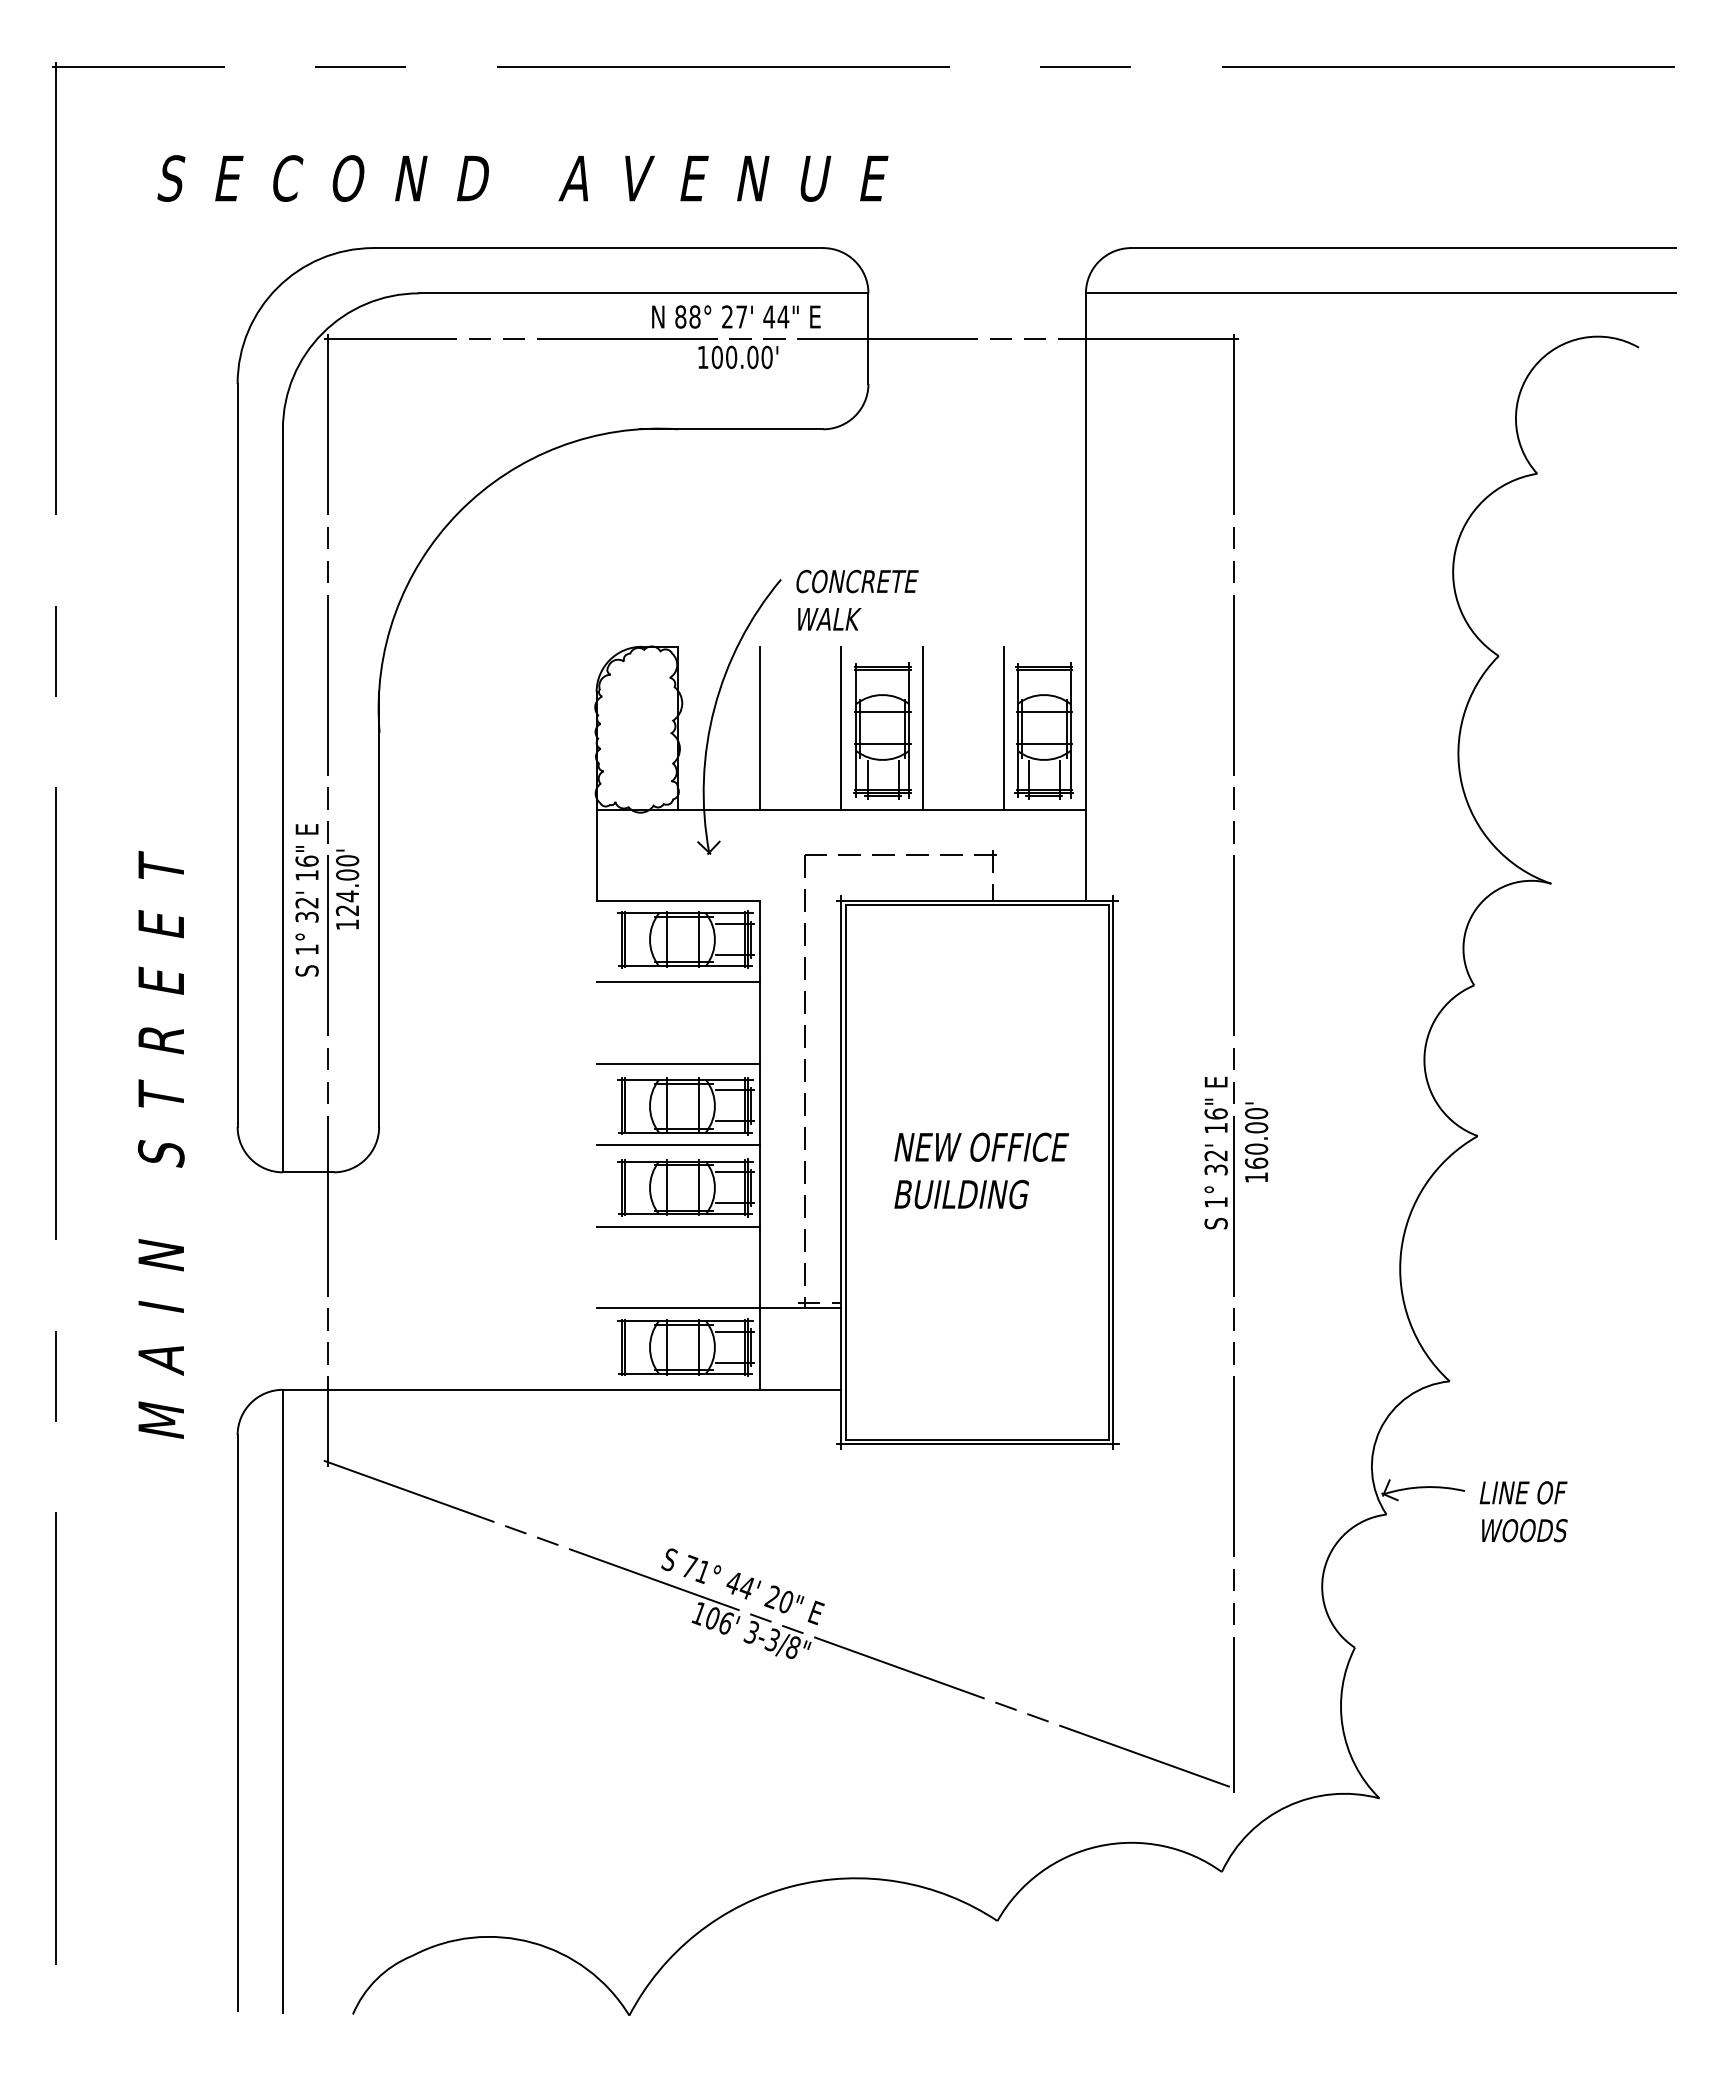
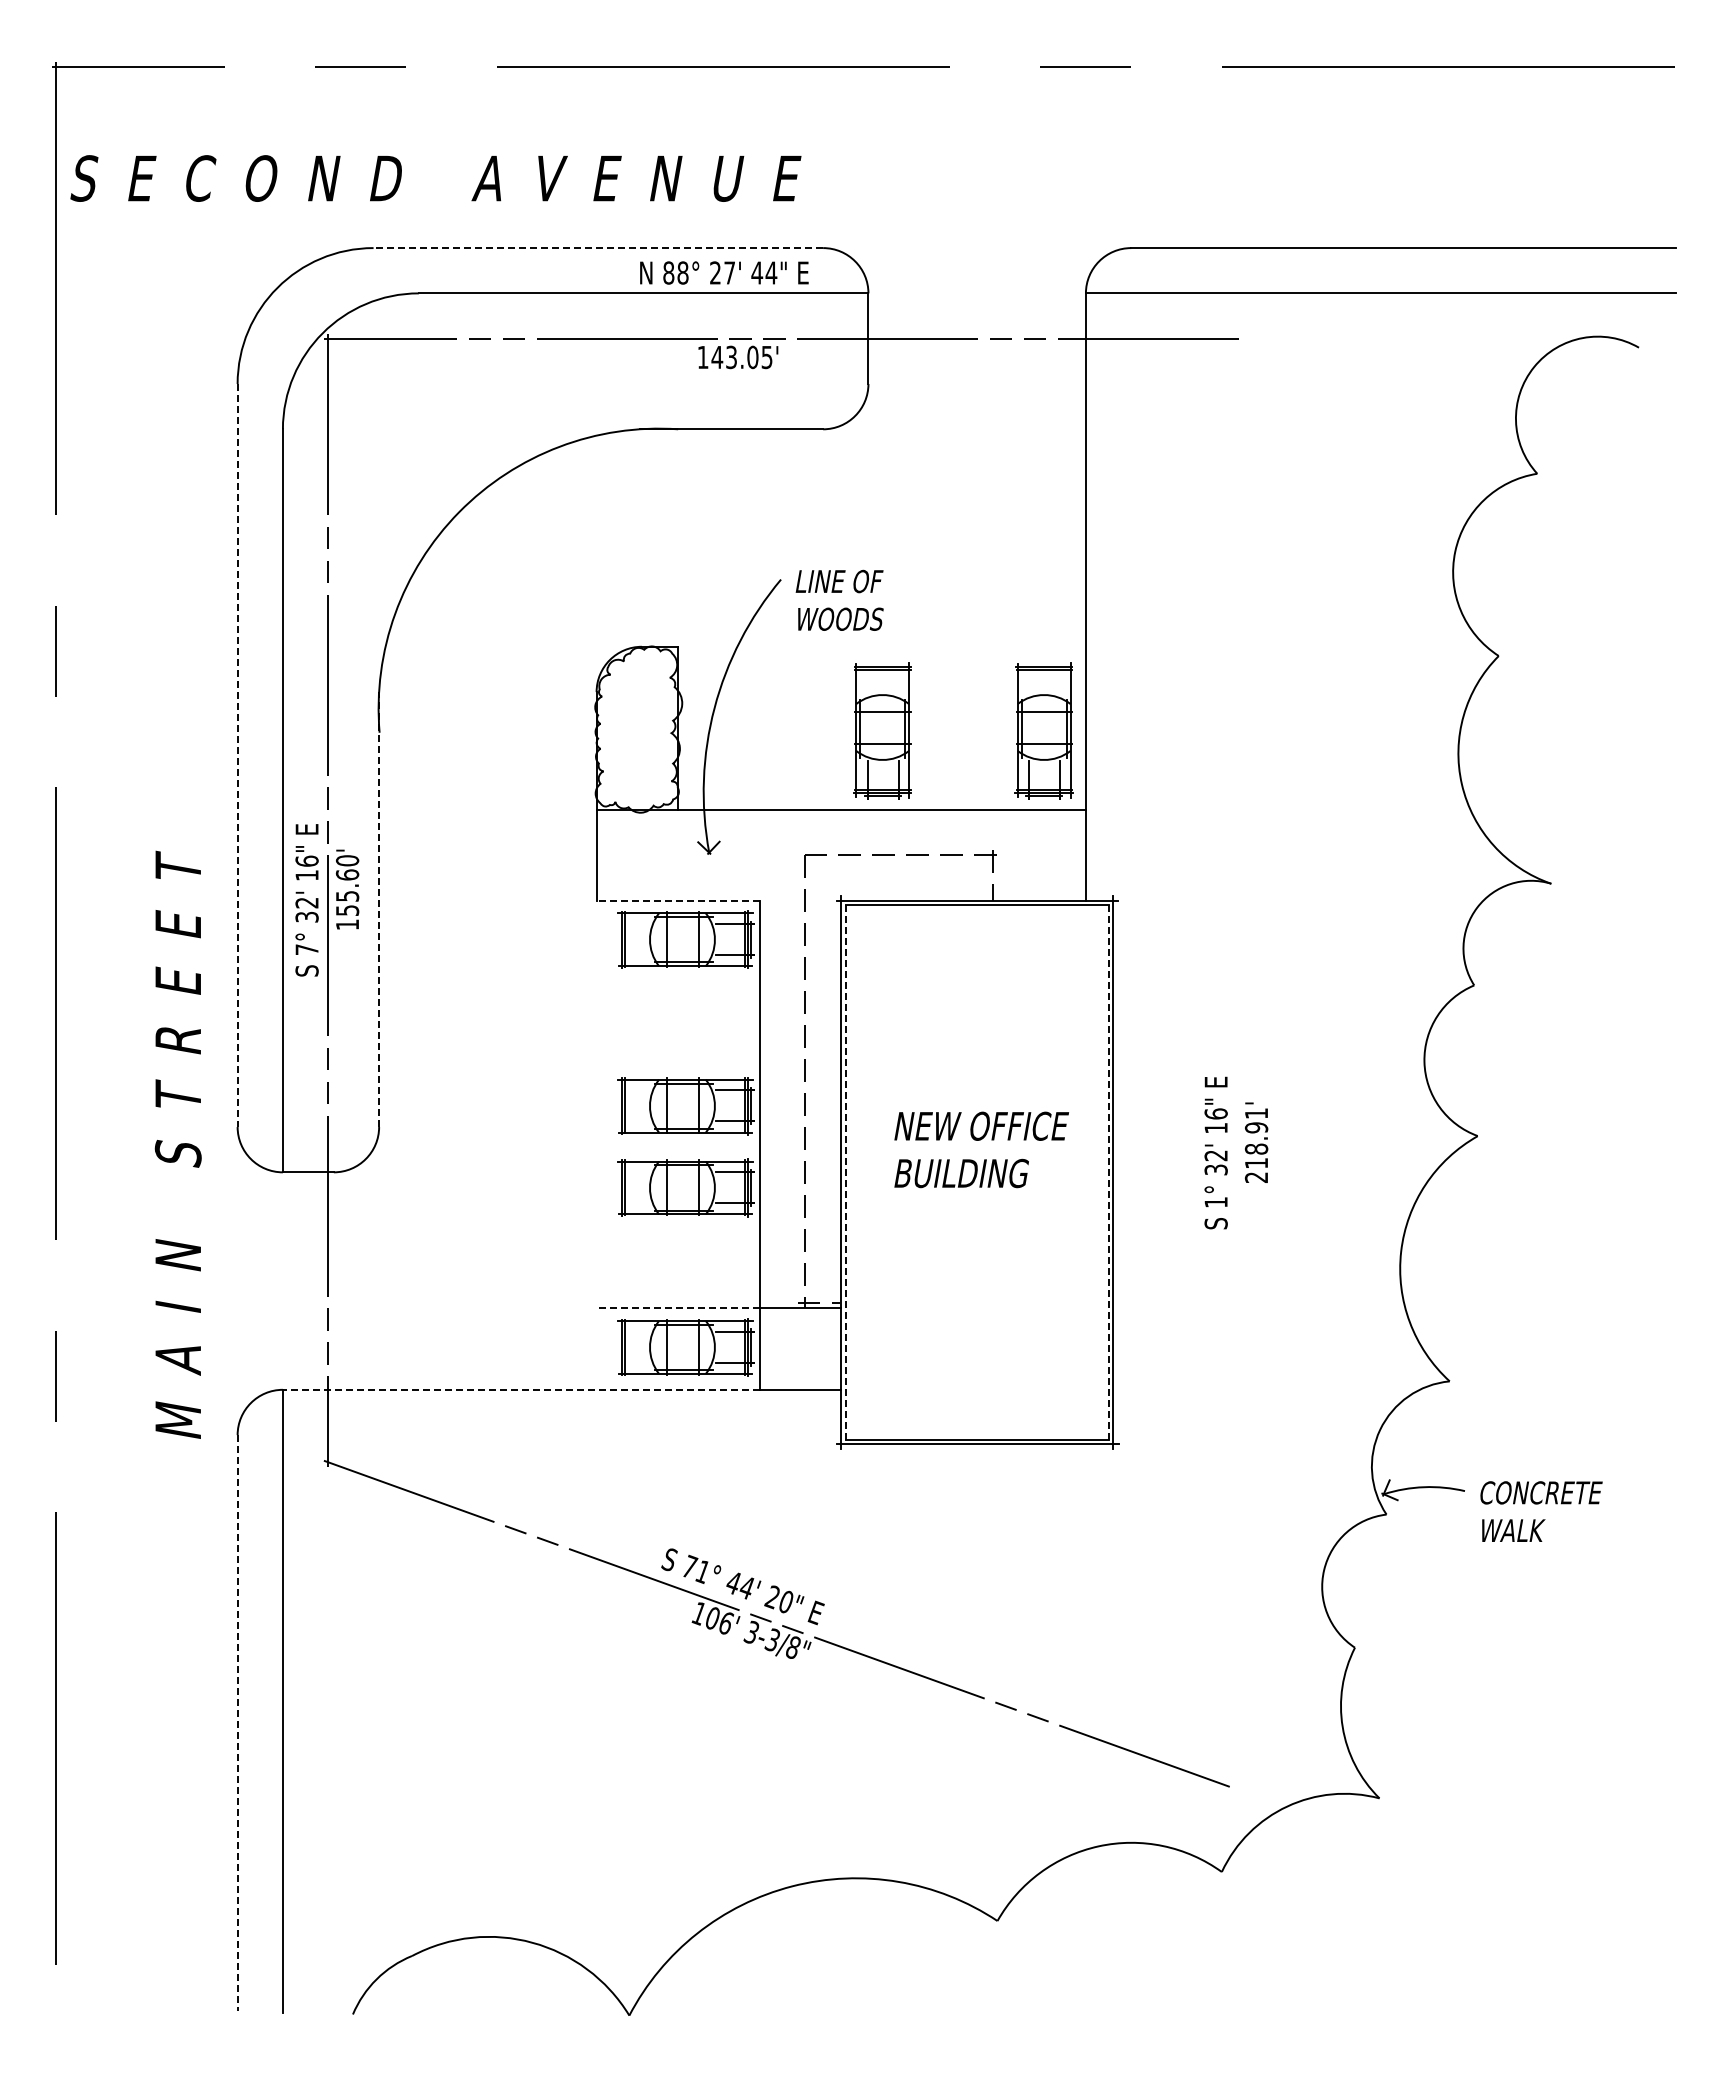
text position: (522, 178) -> (435, 178) (435, 178)
line: solid -> dashed (598, 248)
text position: (736, 316) -> (724, 272) (724, 272)
text: 100.00' -> 143.05' (741, 357)
text: CONCRETE WALK -> LINE OF WOODS (856, 599)
line: present -> none (759, 727)
line: present -> none (841, 727)
line: present -> none (922, 727)
line: present -> none (1004, 727)
line: solid -> dashed (237, 755)
text: 124.00' -> 155.60' (347, 892)
line: solid -> dashed (678, 900)
line: solid -> dashed (379, 909)
text: 1° -> 7° (306, 949)
line: present -> none (677, 982)
line: present -> none (677, 1063)
line: present -> none (1234, 1063)
text position: (160, 1144) -> (177, 1144) (177, 1144)
line: present -> none (677, 1145)
text: 160.00' -> 218.91' (1256, 1145)
text position: (981, 1170) -> (981, 1149) (981, 1149)
line: solid -> dashed (845, 1172)
line: solid -> dashed (1108, 1172)
line: present -> none (677, 1226)
line: solid -> dashed (678, 1308)
line: solid -> dashed (520, 1389)
text: LINE OF WOODS -> CONCRETE WALK (1540, 1511)
line: solid -> dashed (237, 1723)
